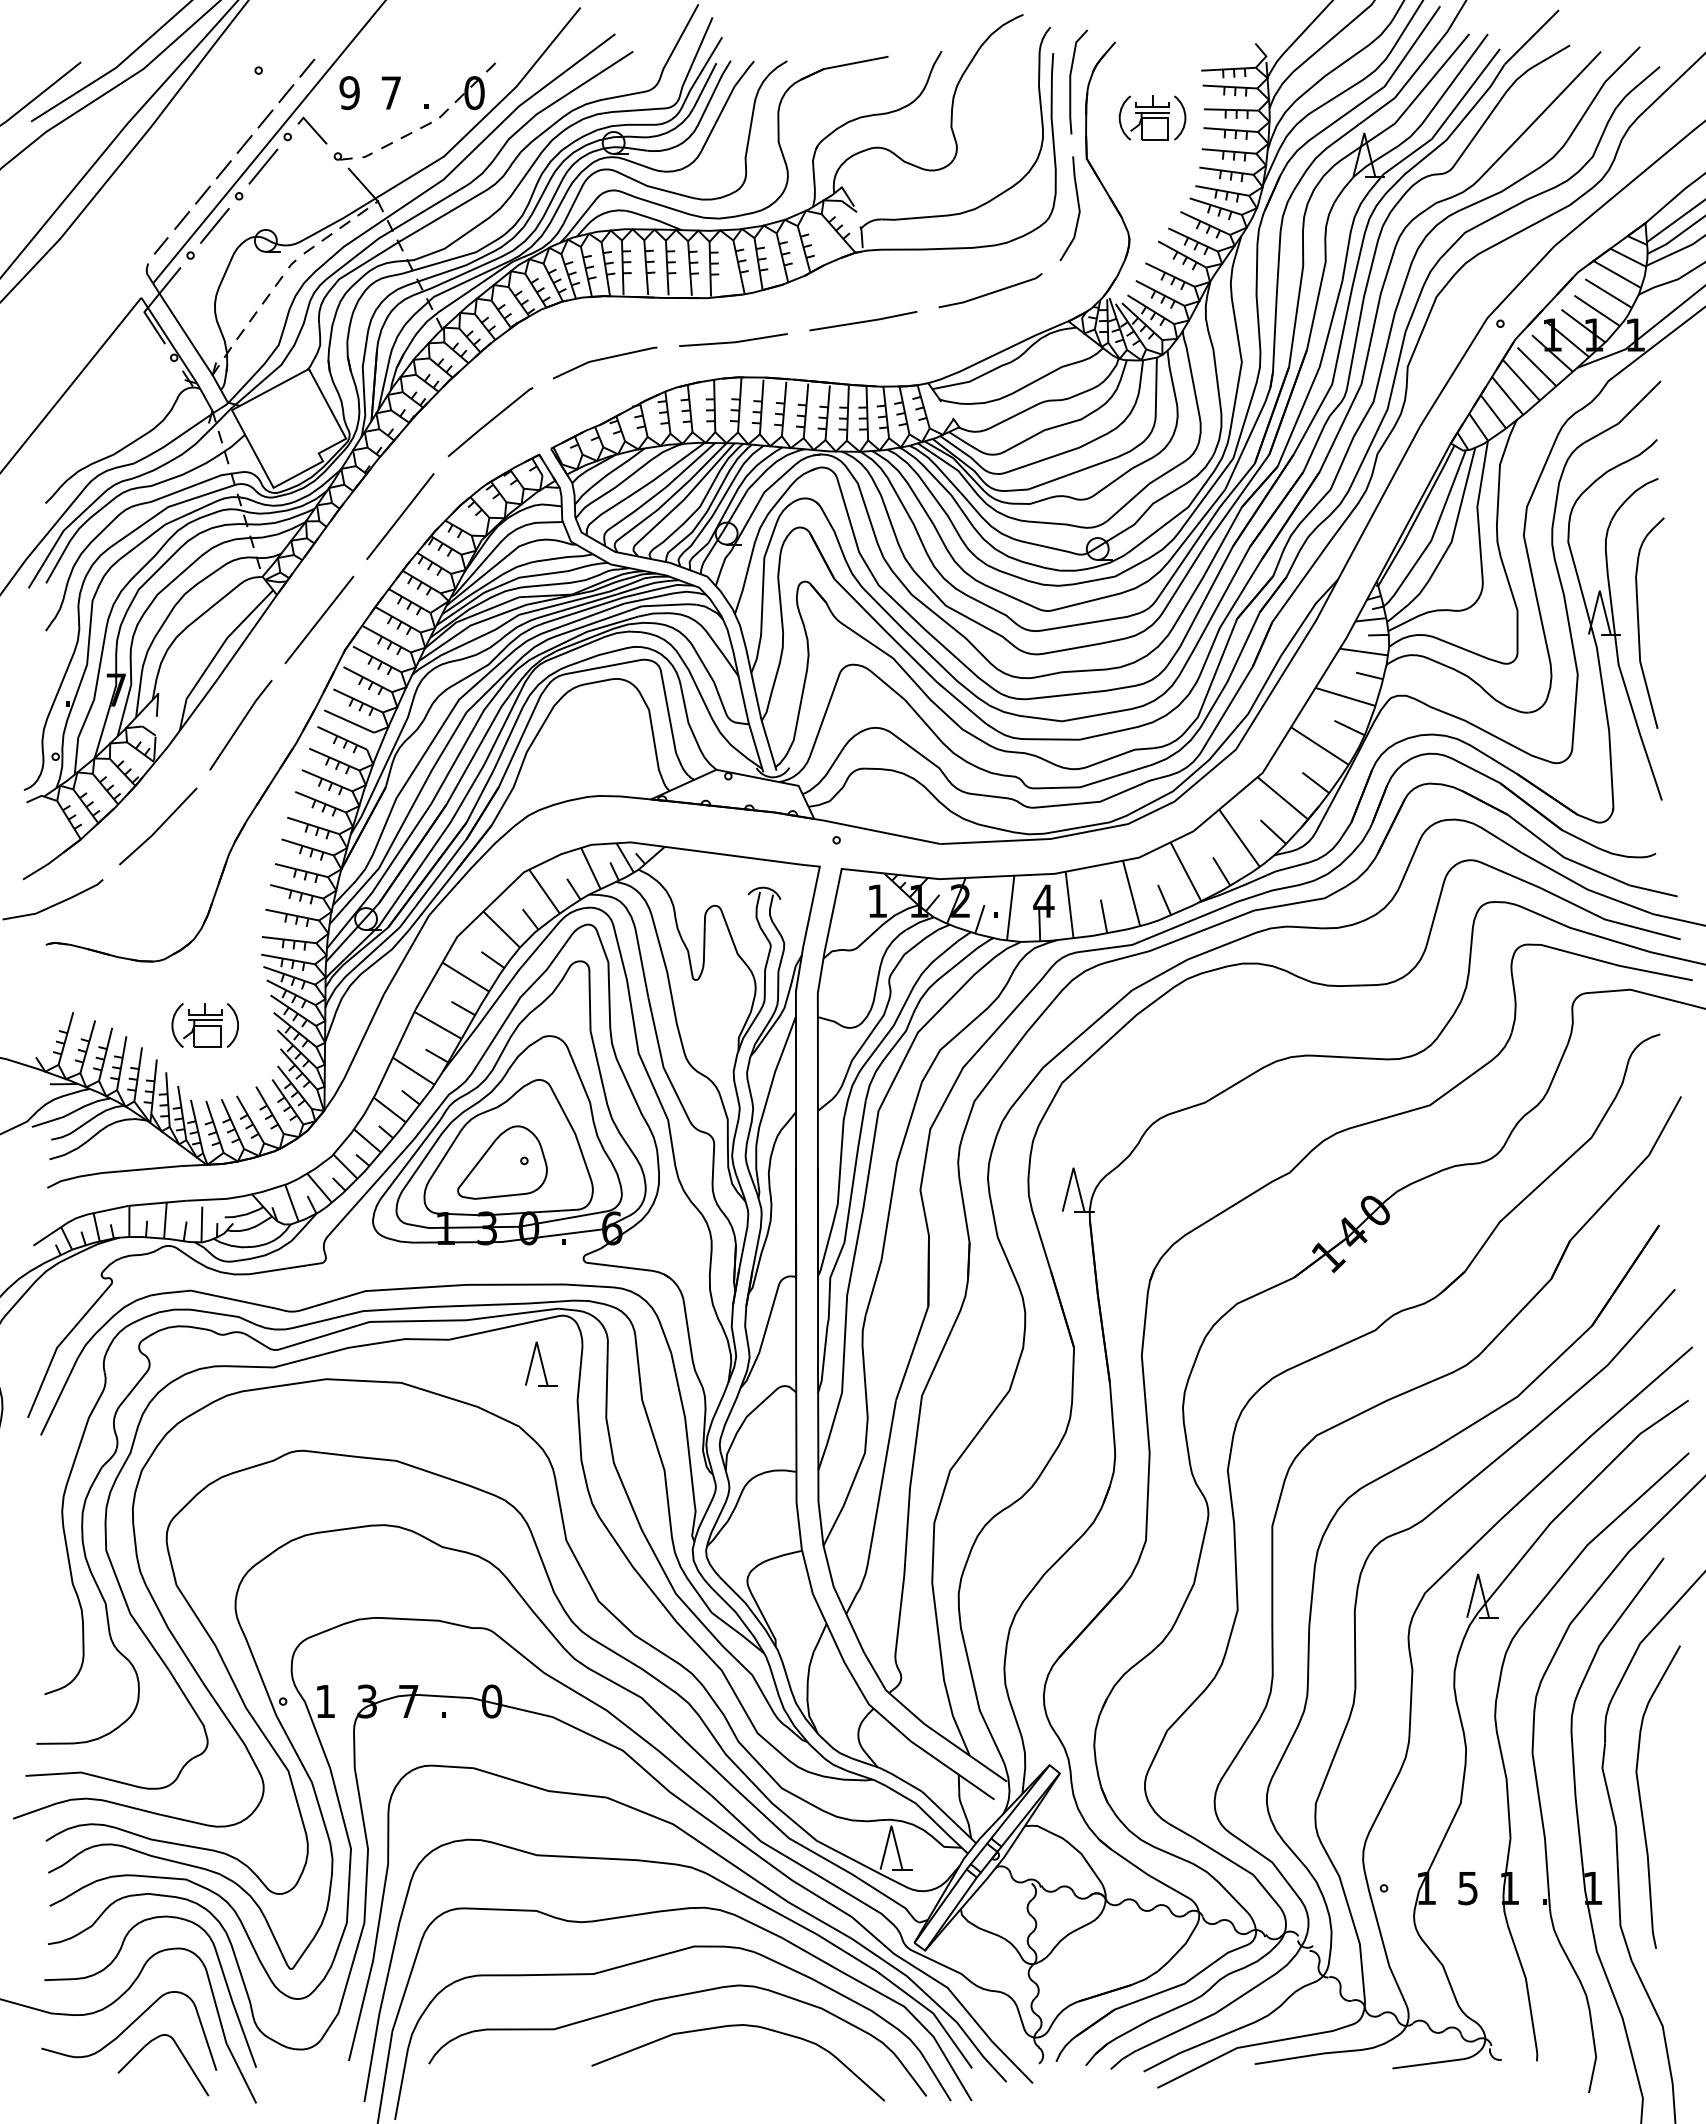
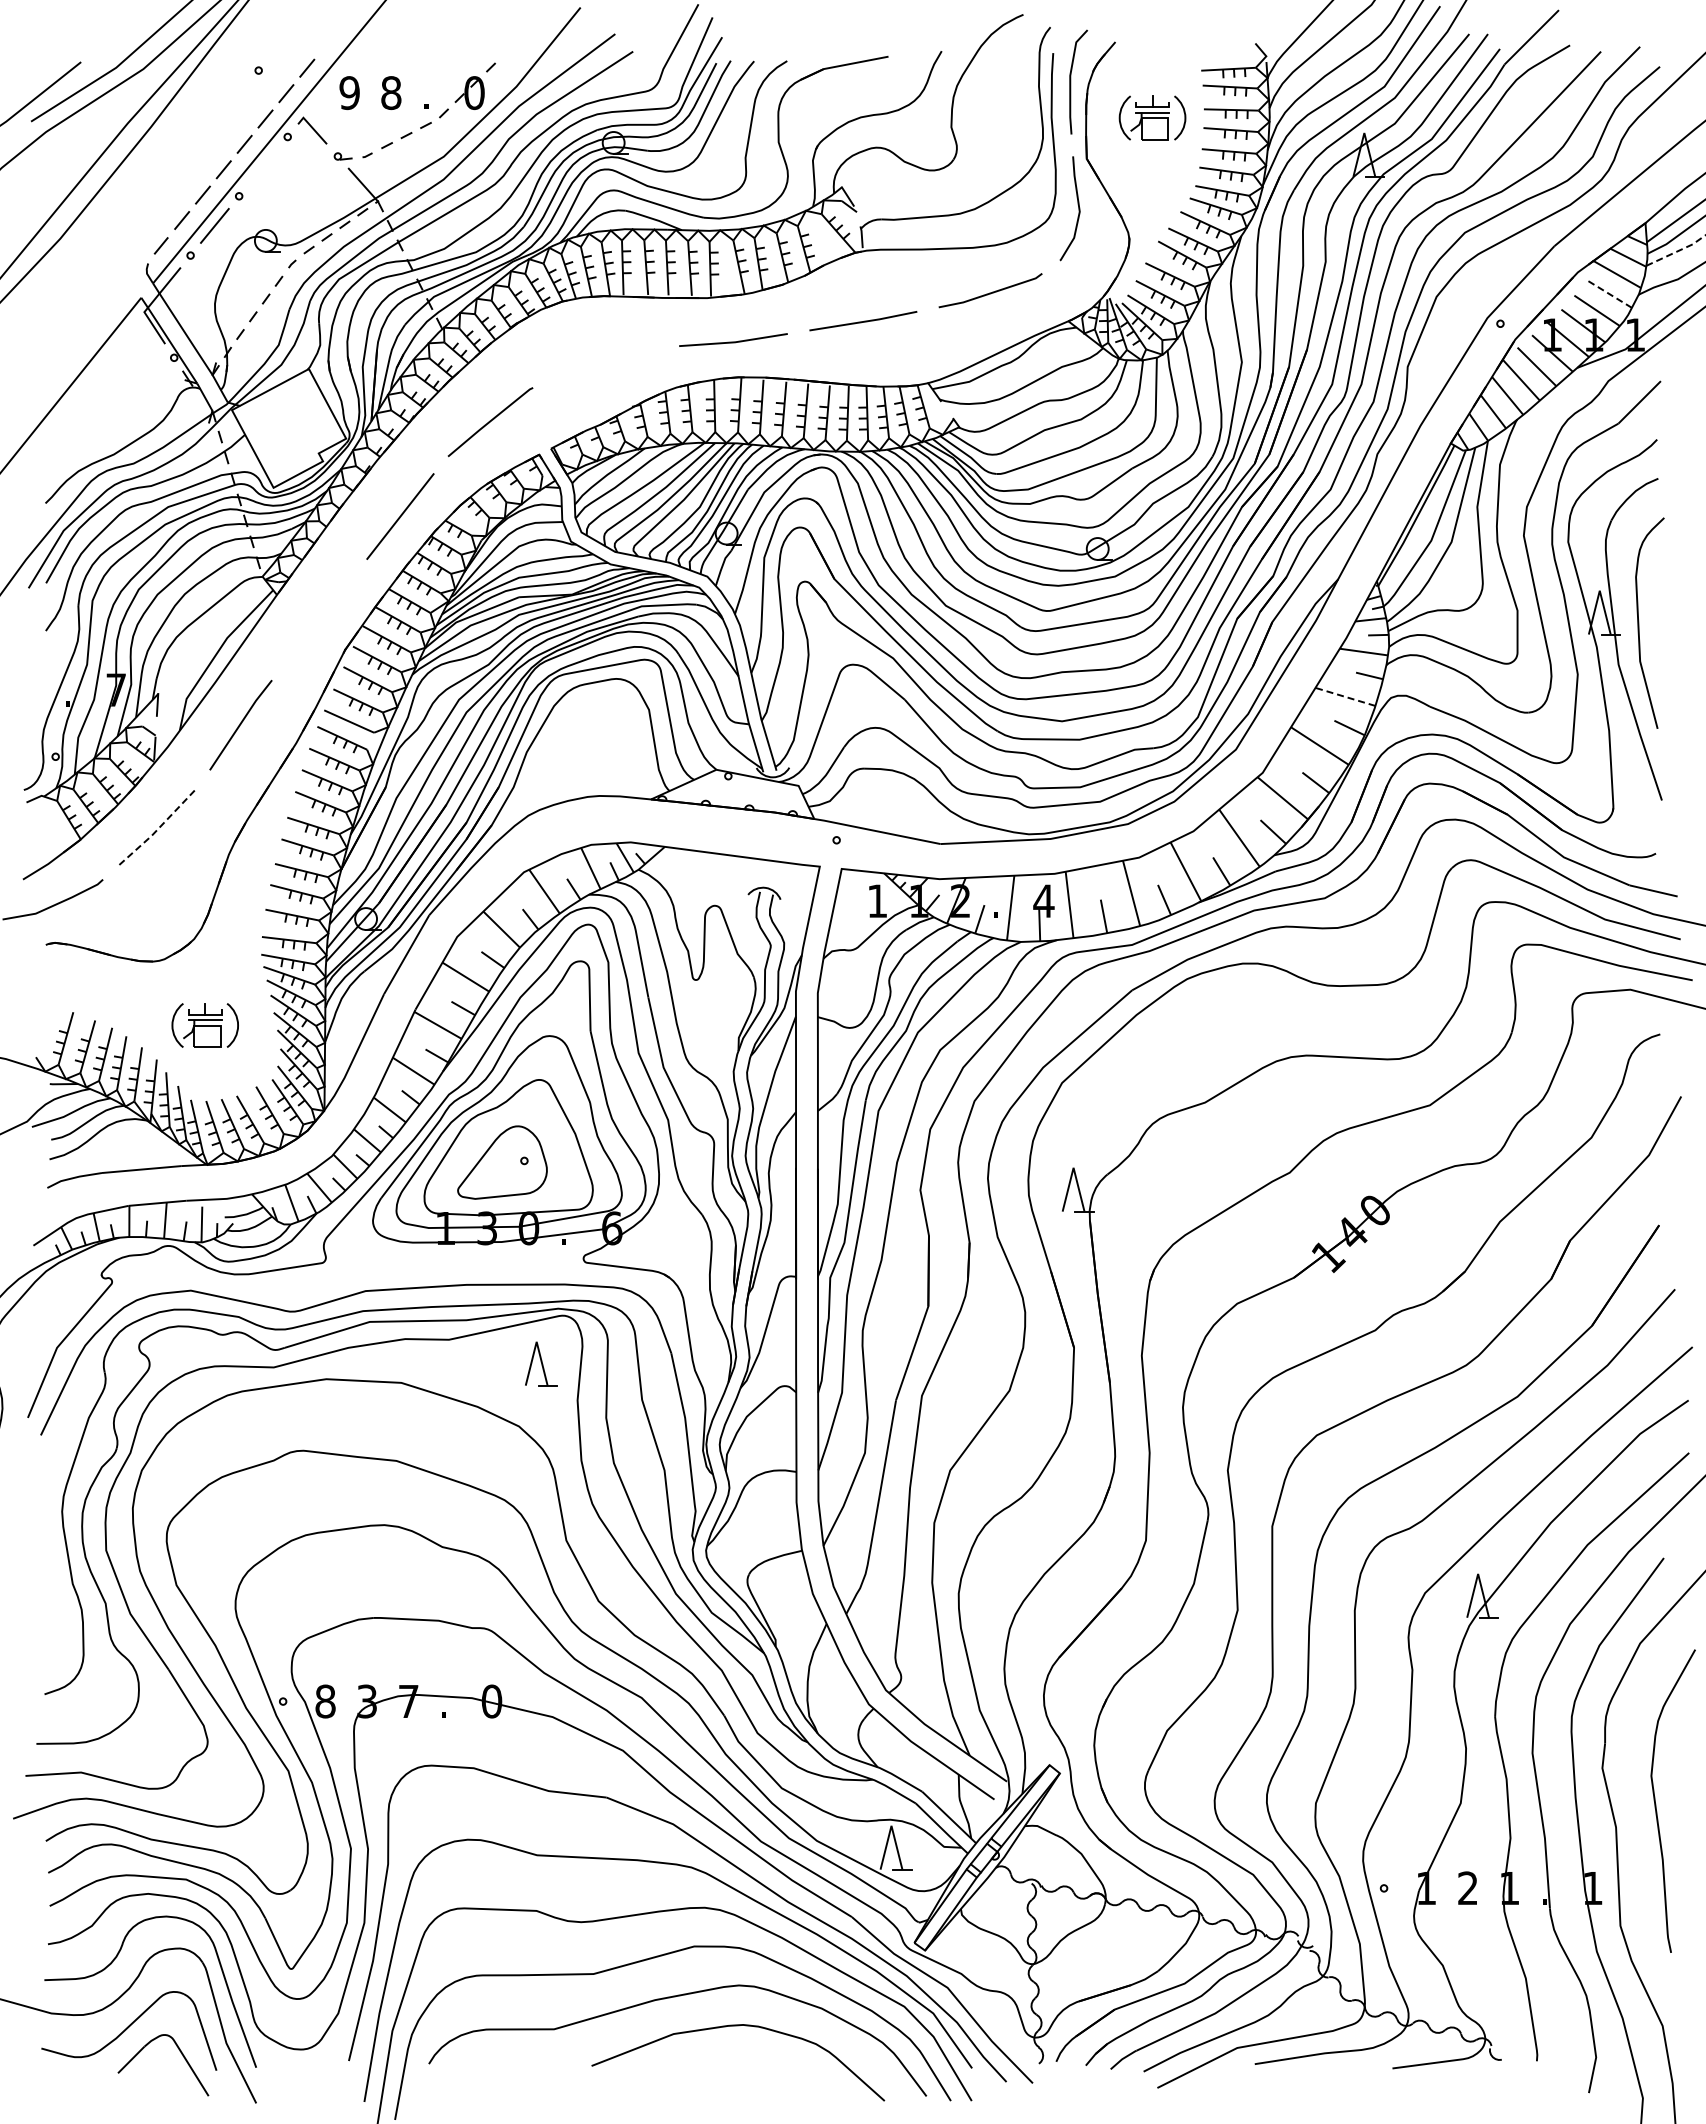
text: 7 -> 8 (391, 93)
line: present -> none (263, 166)
line: solid -> dashed (1677, 251)
line: solid -> dashed (1608, 293)
line: present -> none (605, 359)
line: present -> none (319, 619)
line: solid -> dashed (1344, 696)
line: solid -> dashed (159, 827)
text: 1 -> 8 (325, 1701)
curve position: (1641, 1800) -> (1656, 1804) (1656, 1804)
text: 5 -> 2 (1467, 1888)
